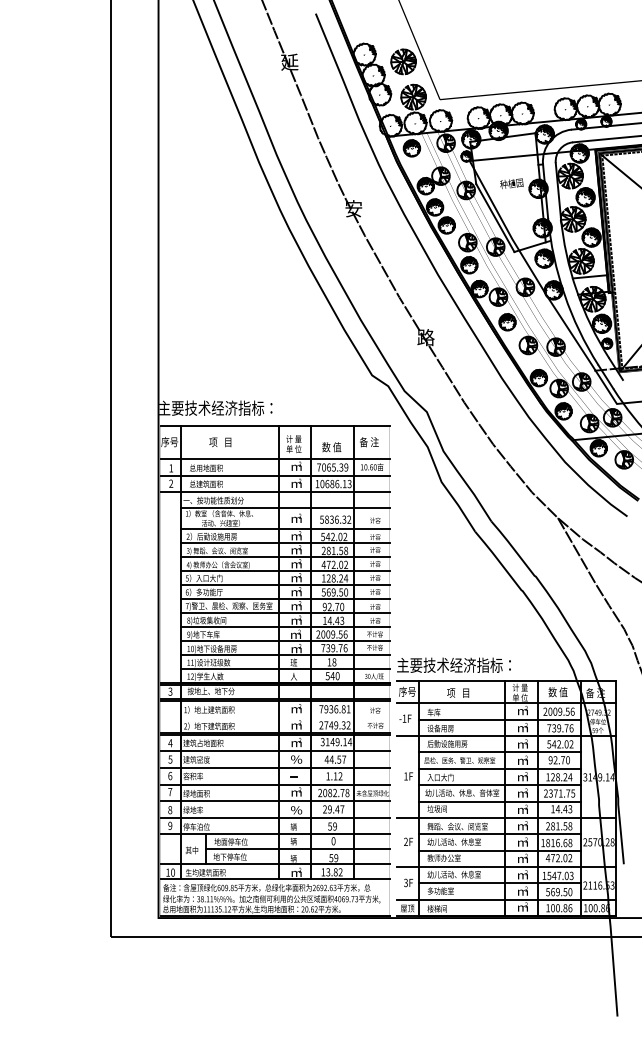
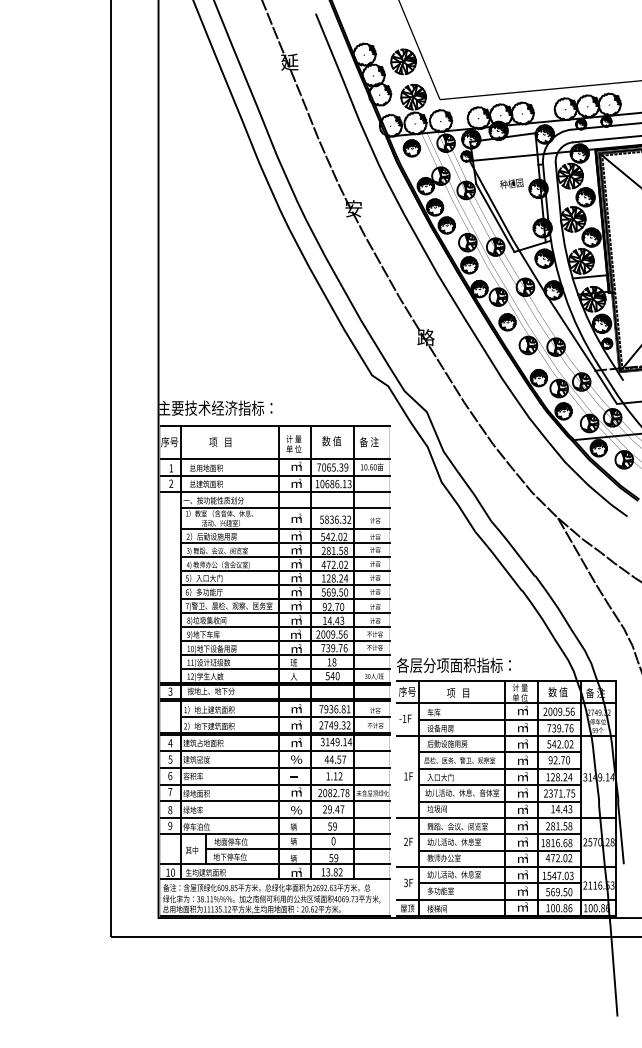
text position: (331, 447) -> (331, 441) (331, 441)
text: 主要技术经济指标： -> 各层分项面积指标： (435, 664)
line: none -> present (285, 717)
